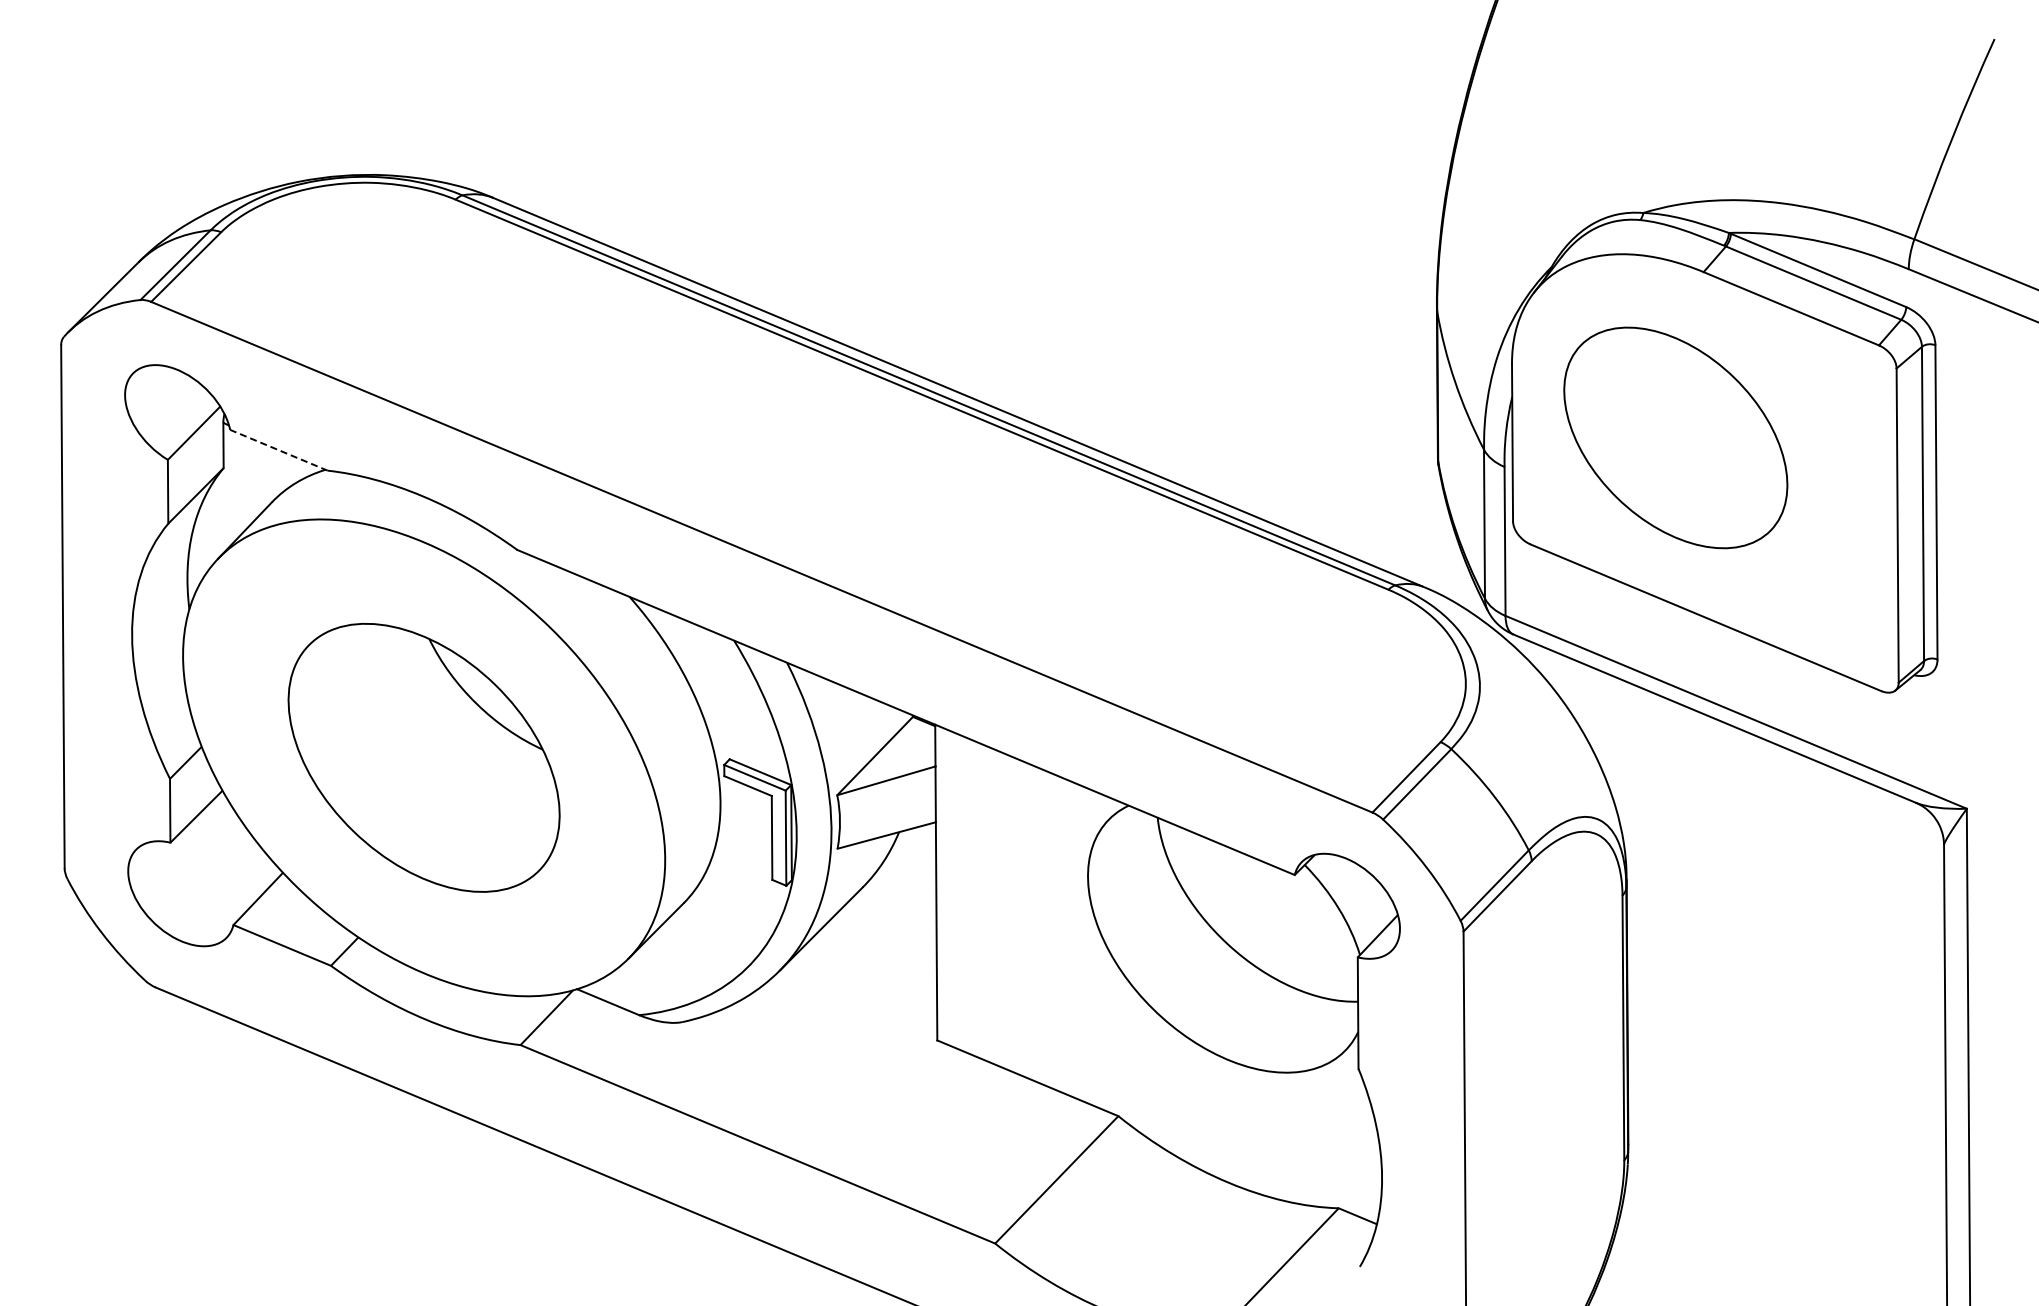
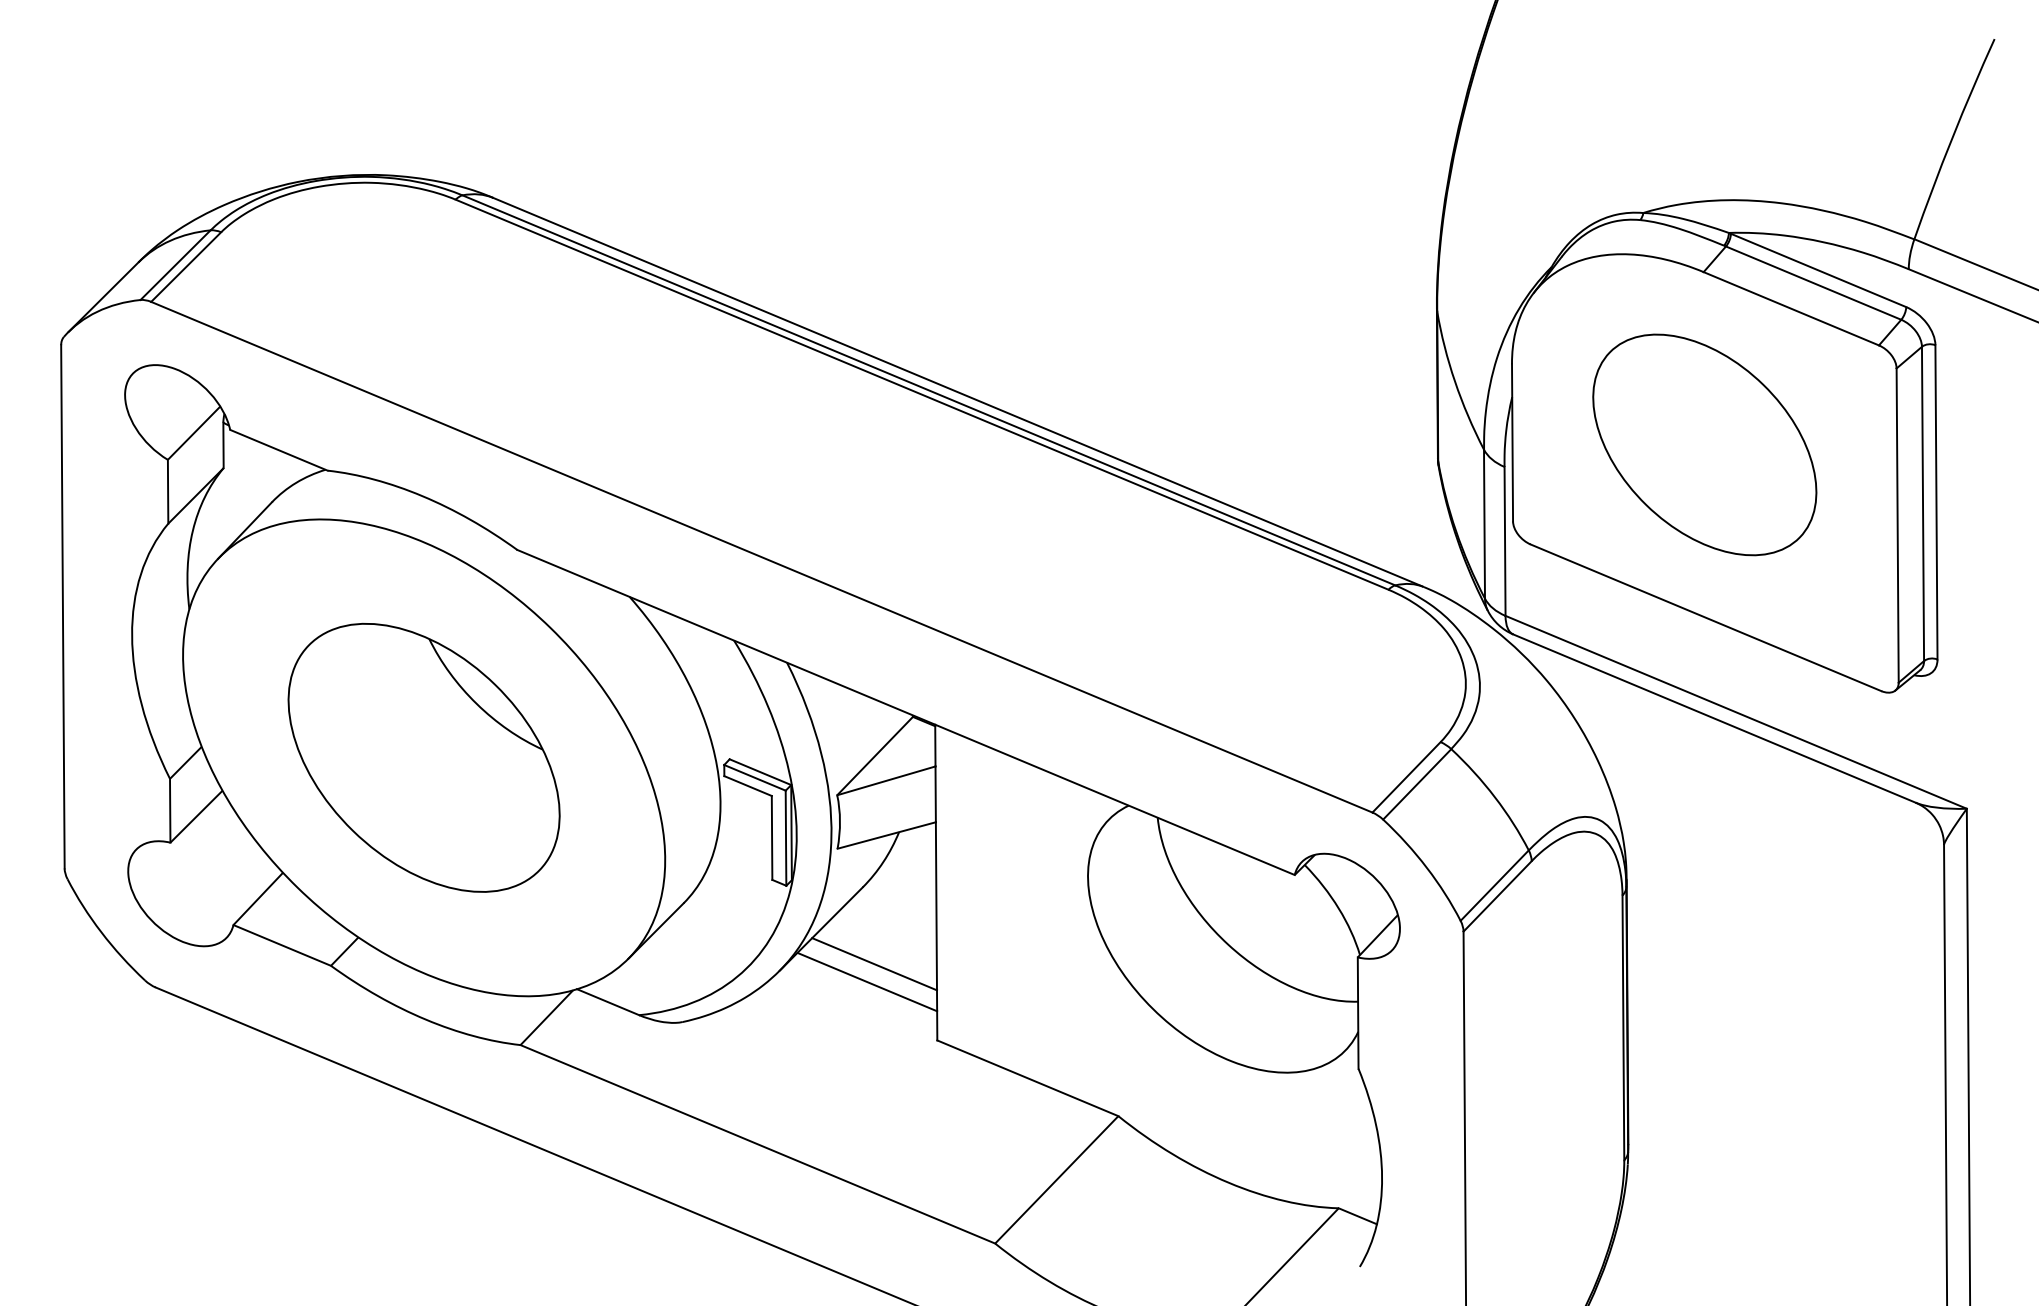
part position: (1675, 437) -> (1704, 444) (1704, 444)
line: dashed -> solid (278, 450)
line: none -> present (874, 964)
line: none -> present (867, 981)
